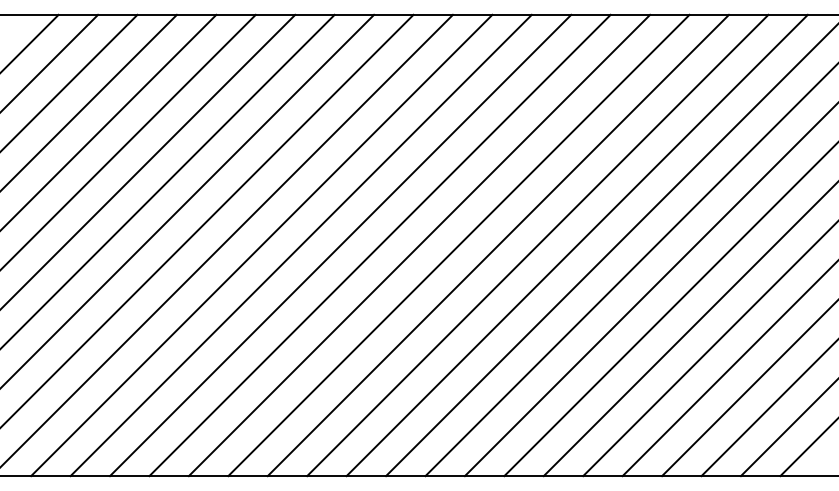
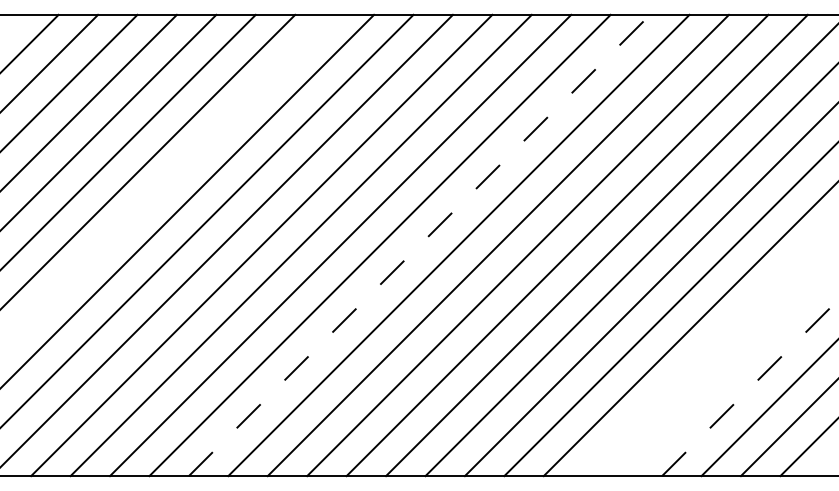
line: present -> none (168, 180)
line: solid -> dashed (419, 245)
line: present -> none (709, 349)
line: present -> none (728, 369)
line: solid -> dashed (750, 387)
